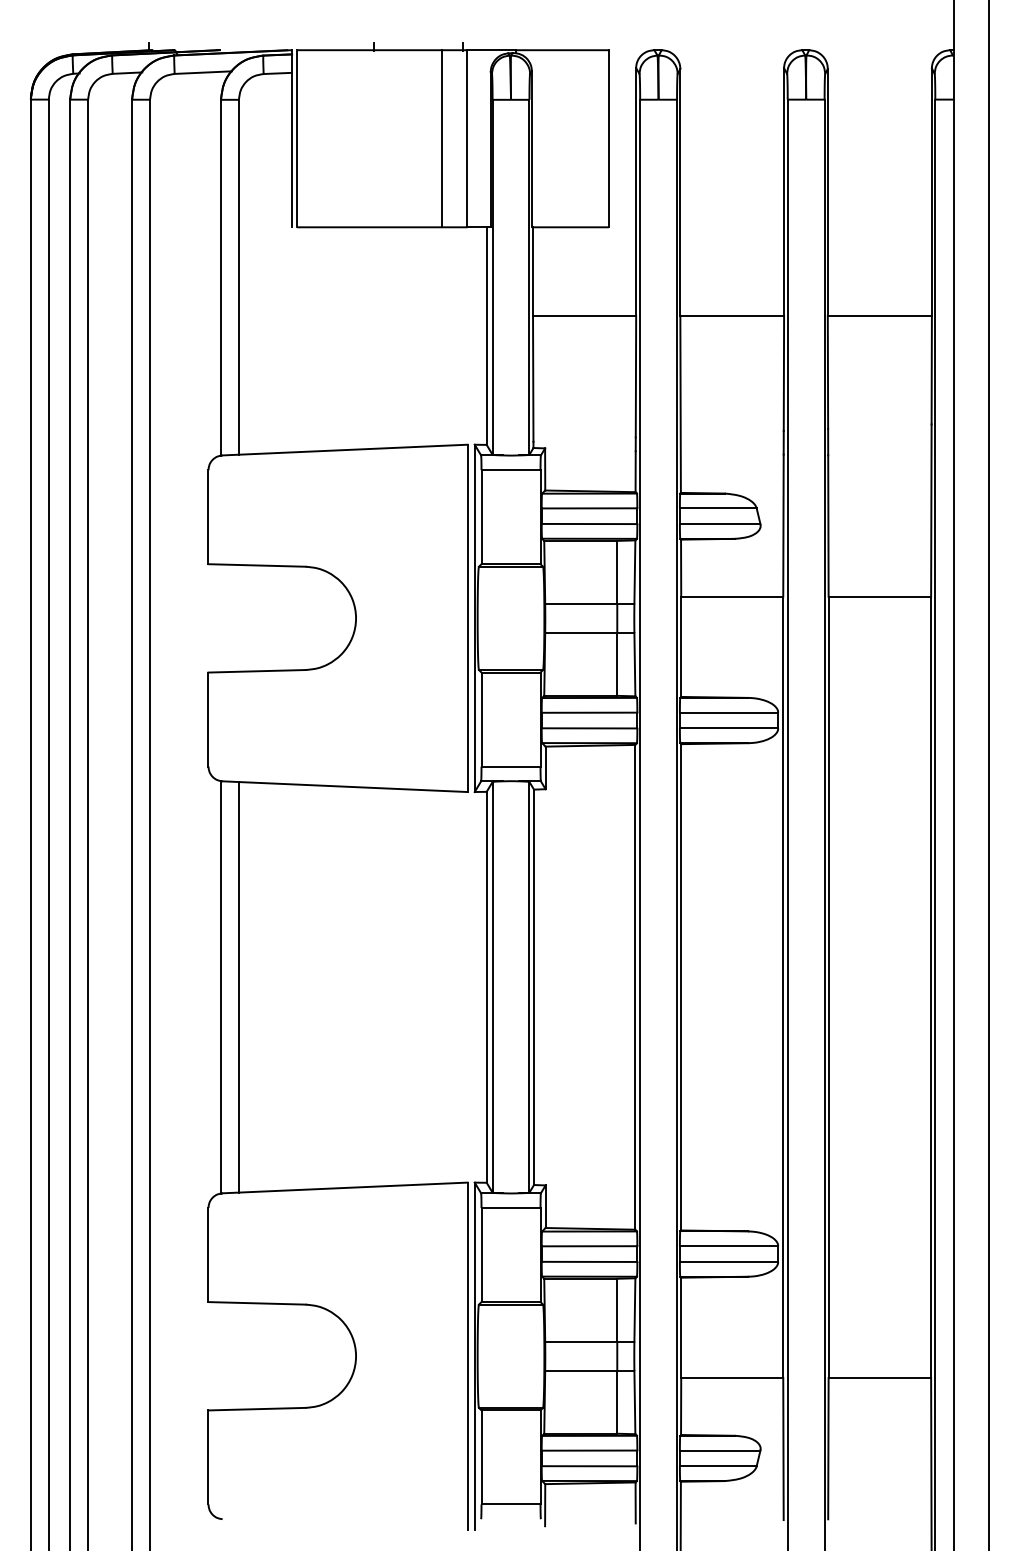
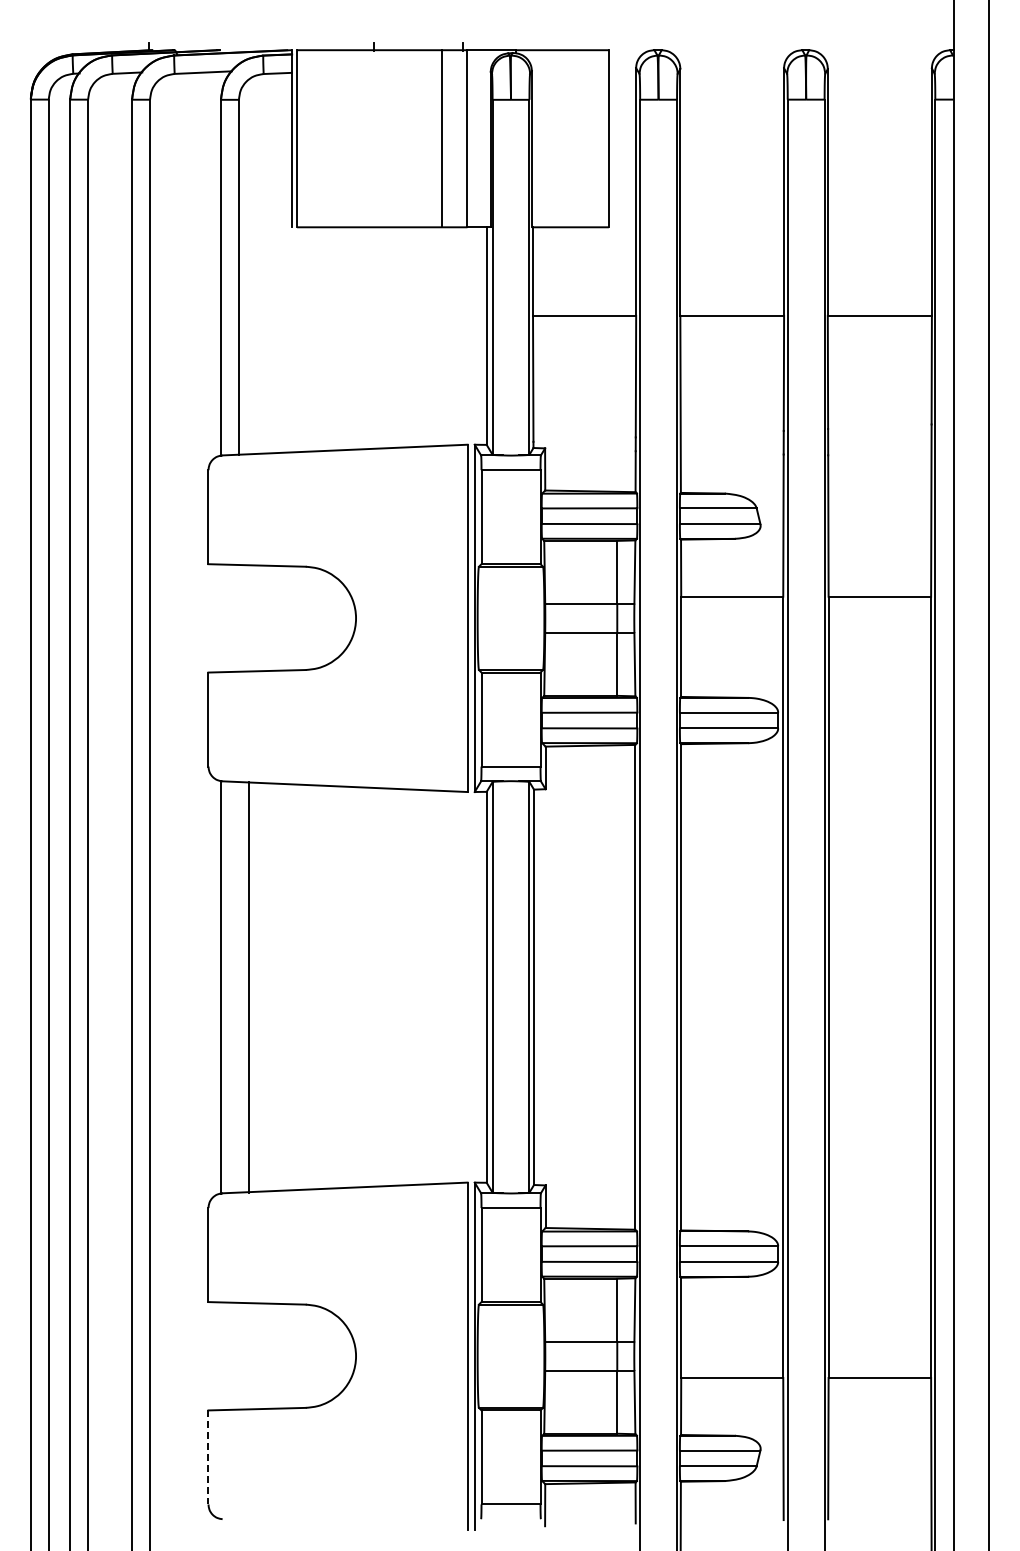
line position: (238, 987) -> (248, 987) (248, 987)
line: solid -> dashed (208, 1457)
